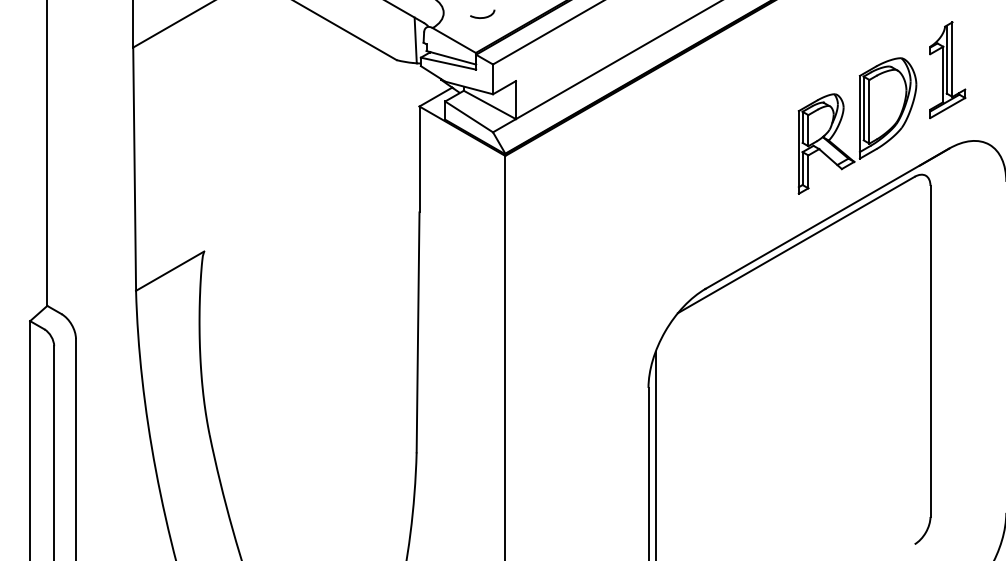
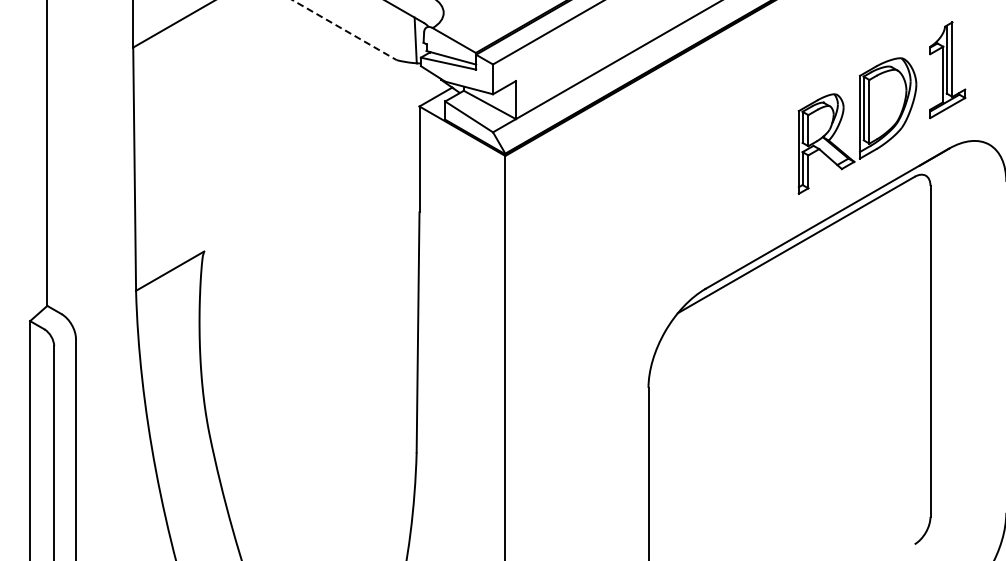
curve: present -> none (484, 16)
line: solid -> dashed (344, 30)
line: present -> none (655, 454)
